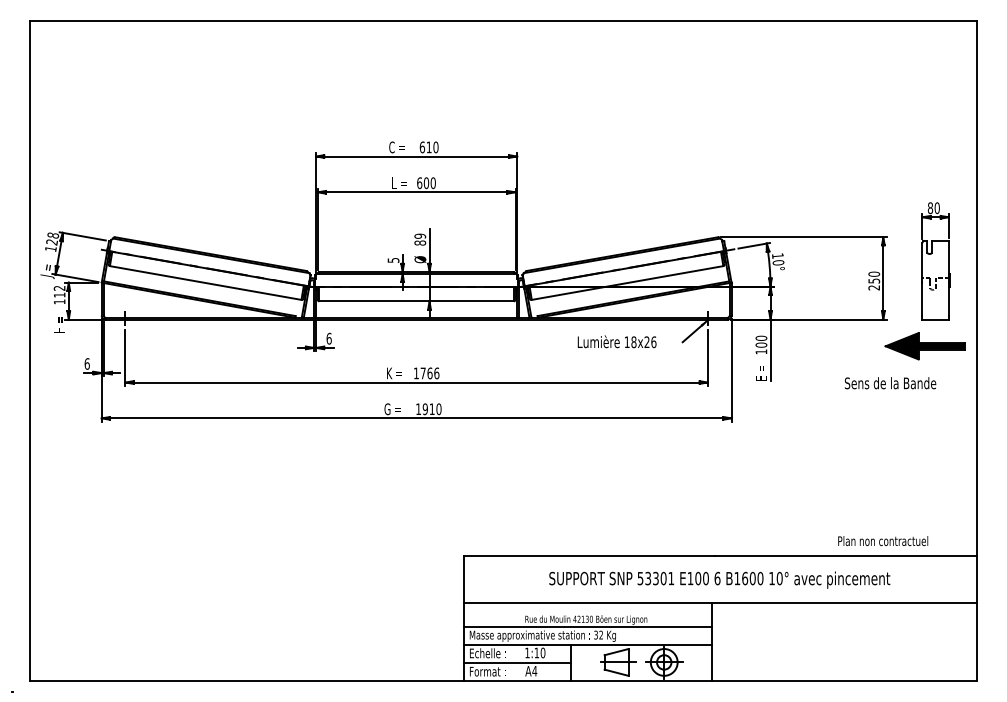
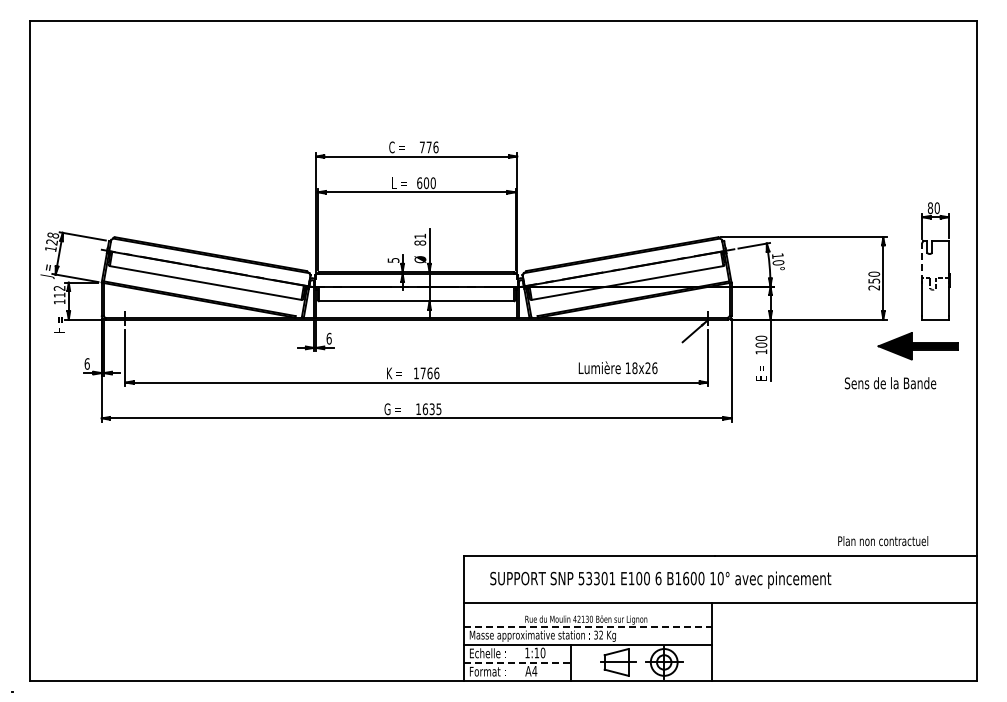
text: 610 -> 776 (428, 147)
text: 89 -> 81 (420, 235)
line: solid -> dashed (922, 262)
text position: (616, 341) -> (617, 367) (617, 367)
part position: (924, 346) -> (917, 346) (917, 346)
text: 1910 -> 1635 (431, 409)
text position: (719, 579) -> (660, 579) (660, 579)
line: solid -> dashed (588, 626)
line: solid -> dashed (517, 662)
